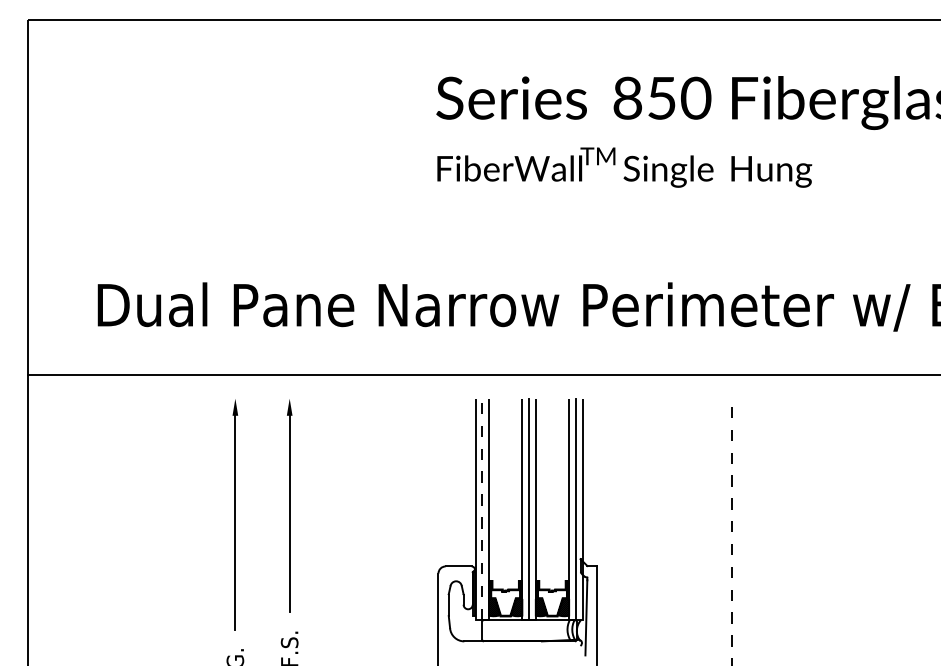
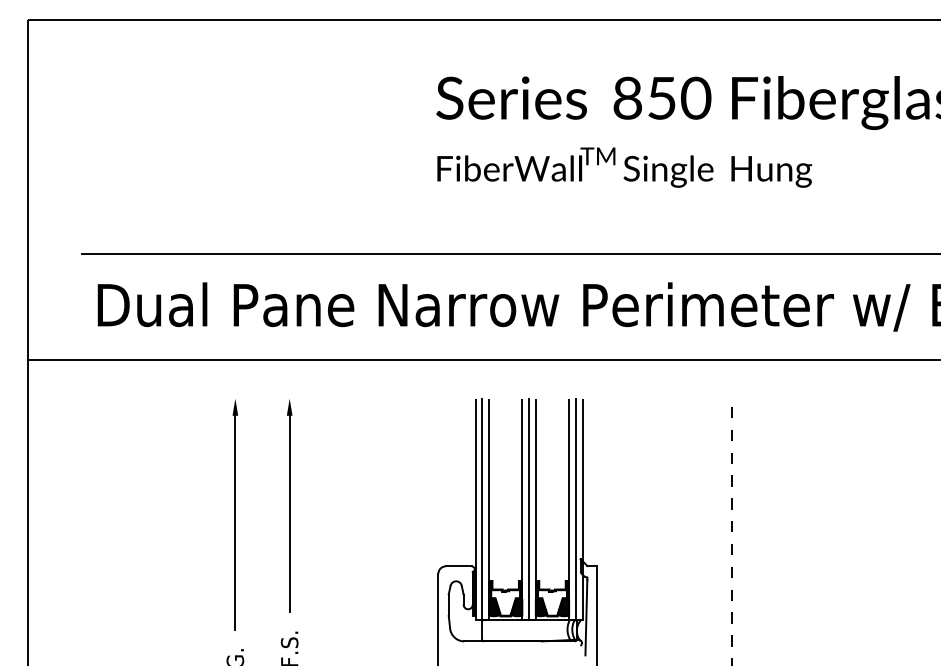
line: none -> present (509, 253)
line position: (482, 374) -> (482, 359) (482, 359)
line: dashed -> solid (482, 509)
